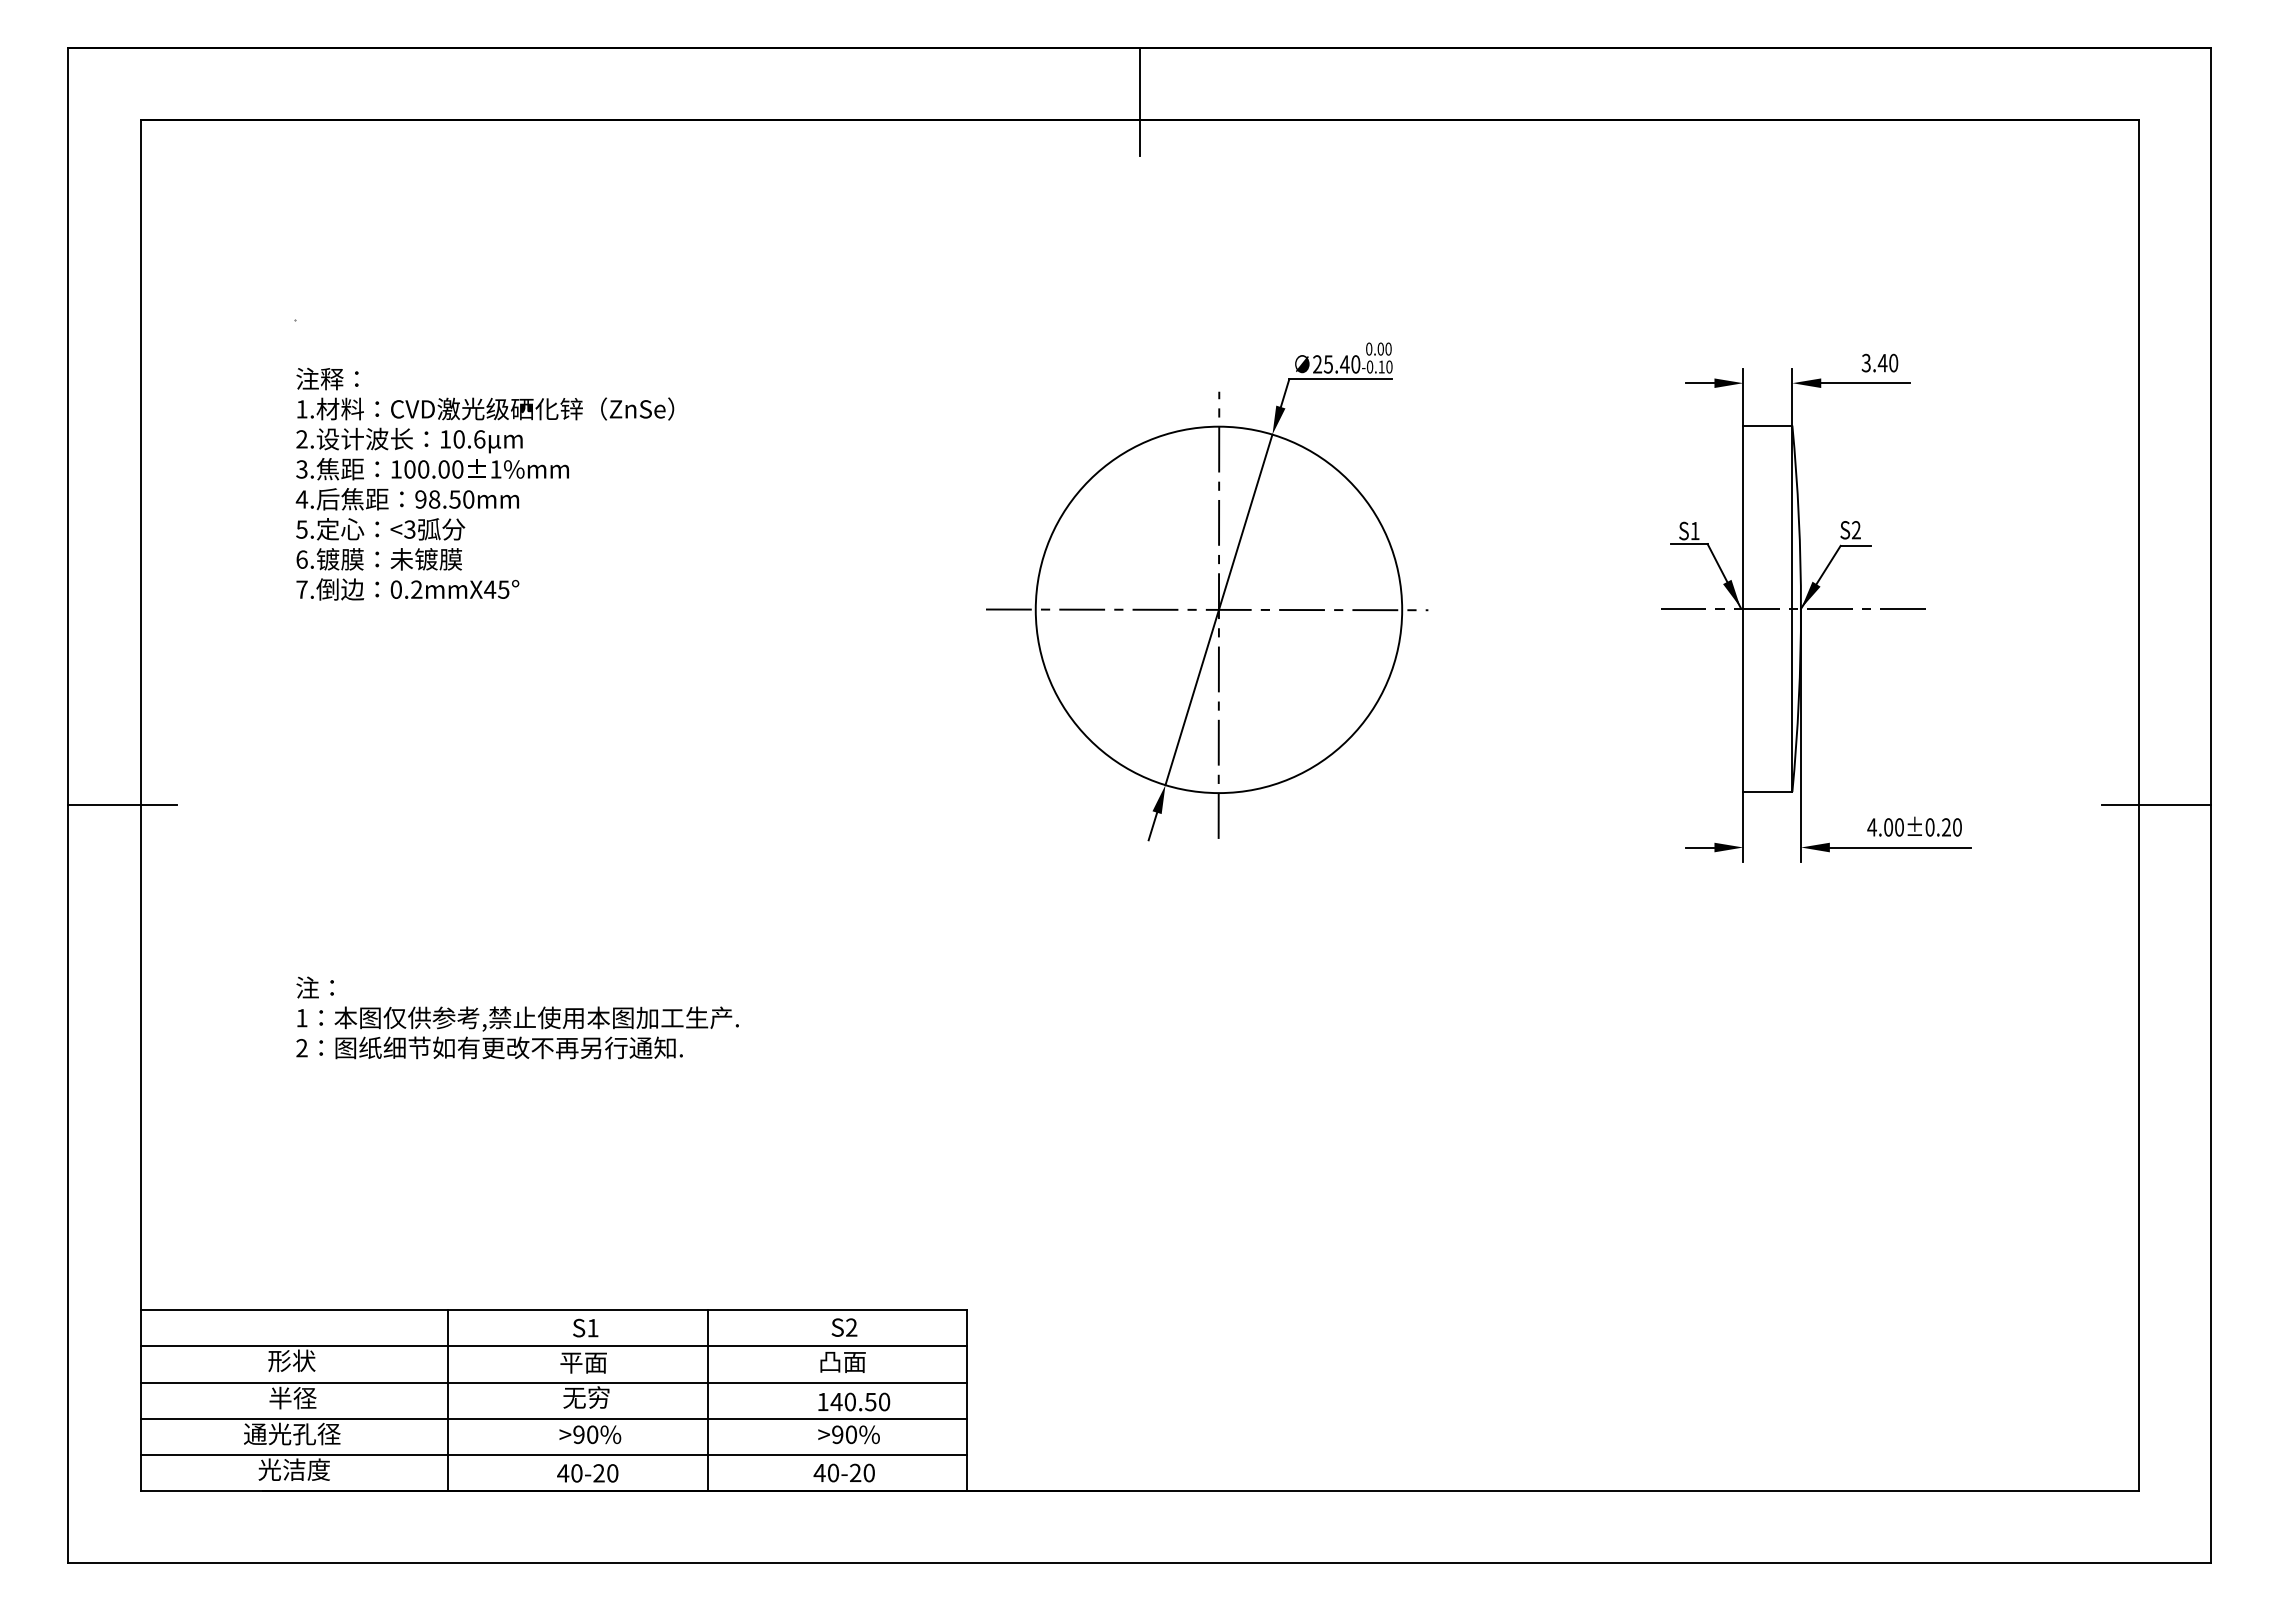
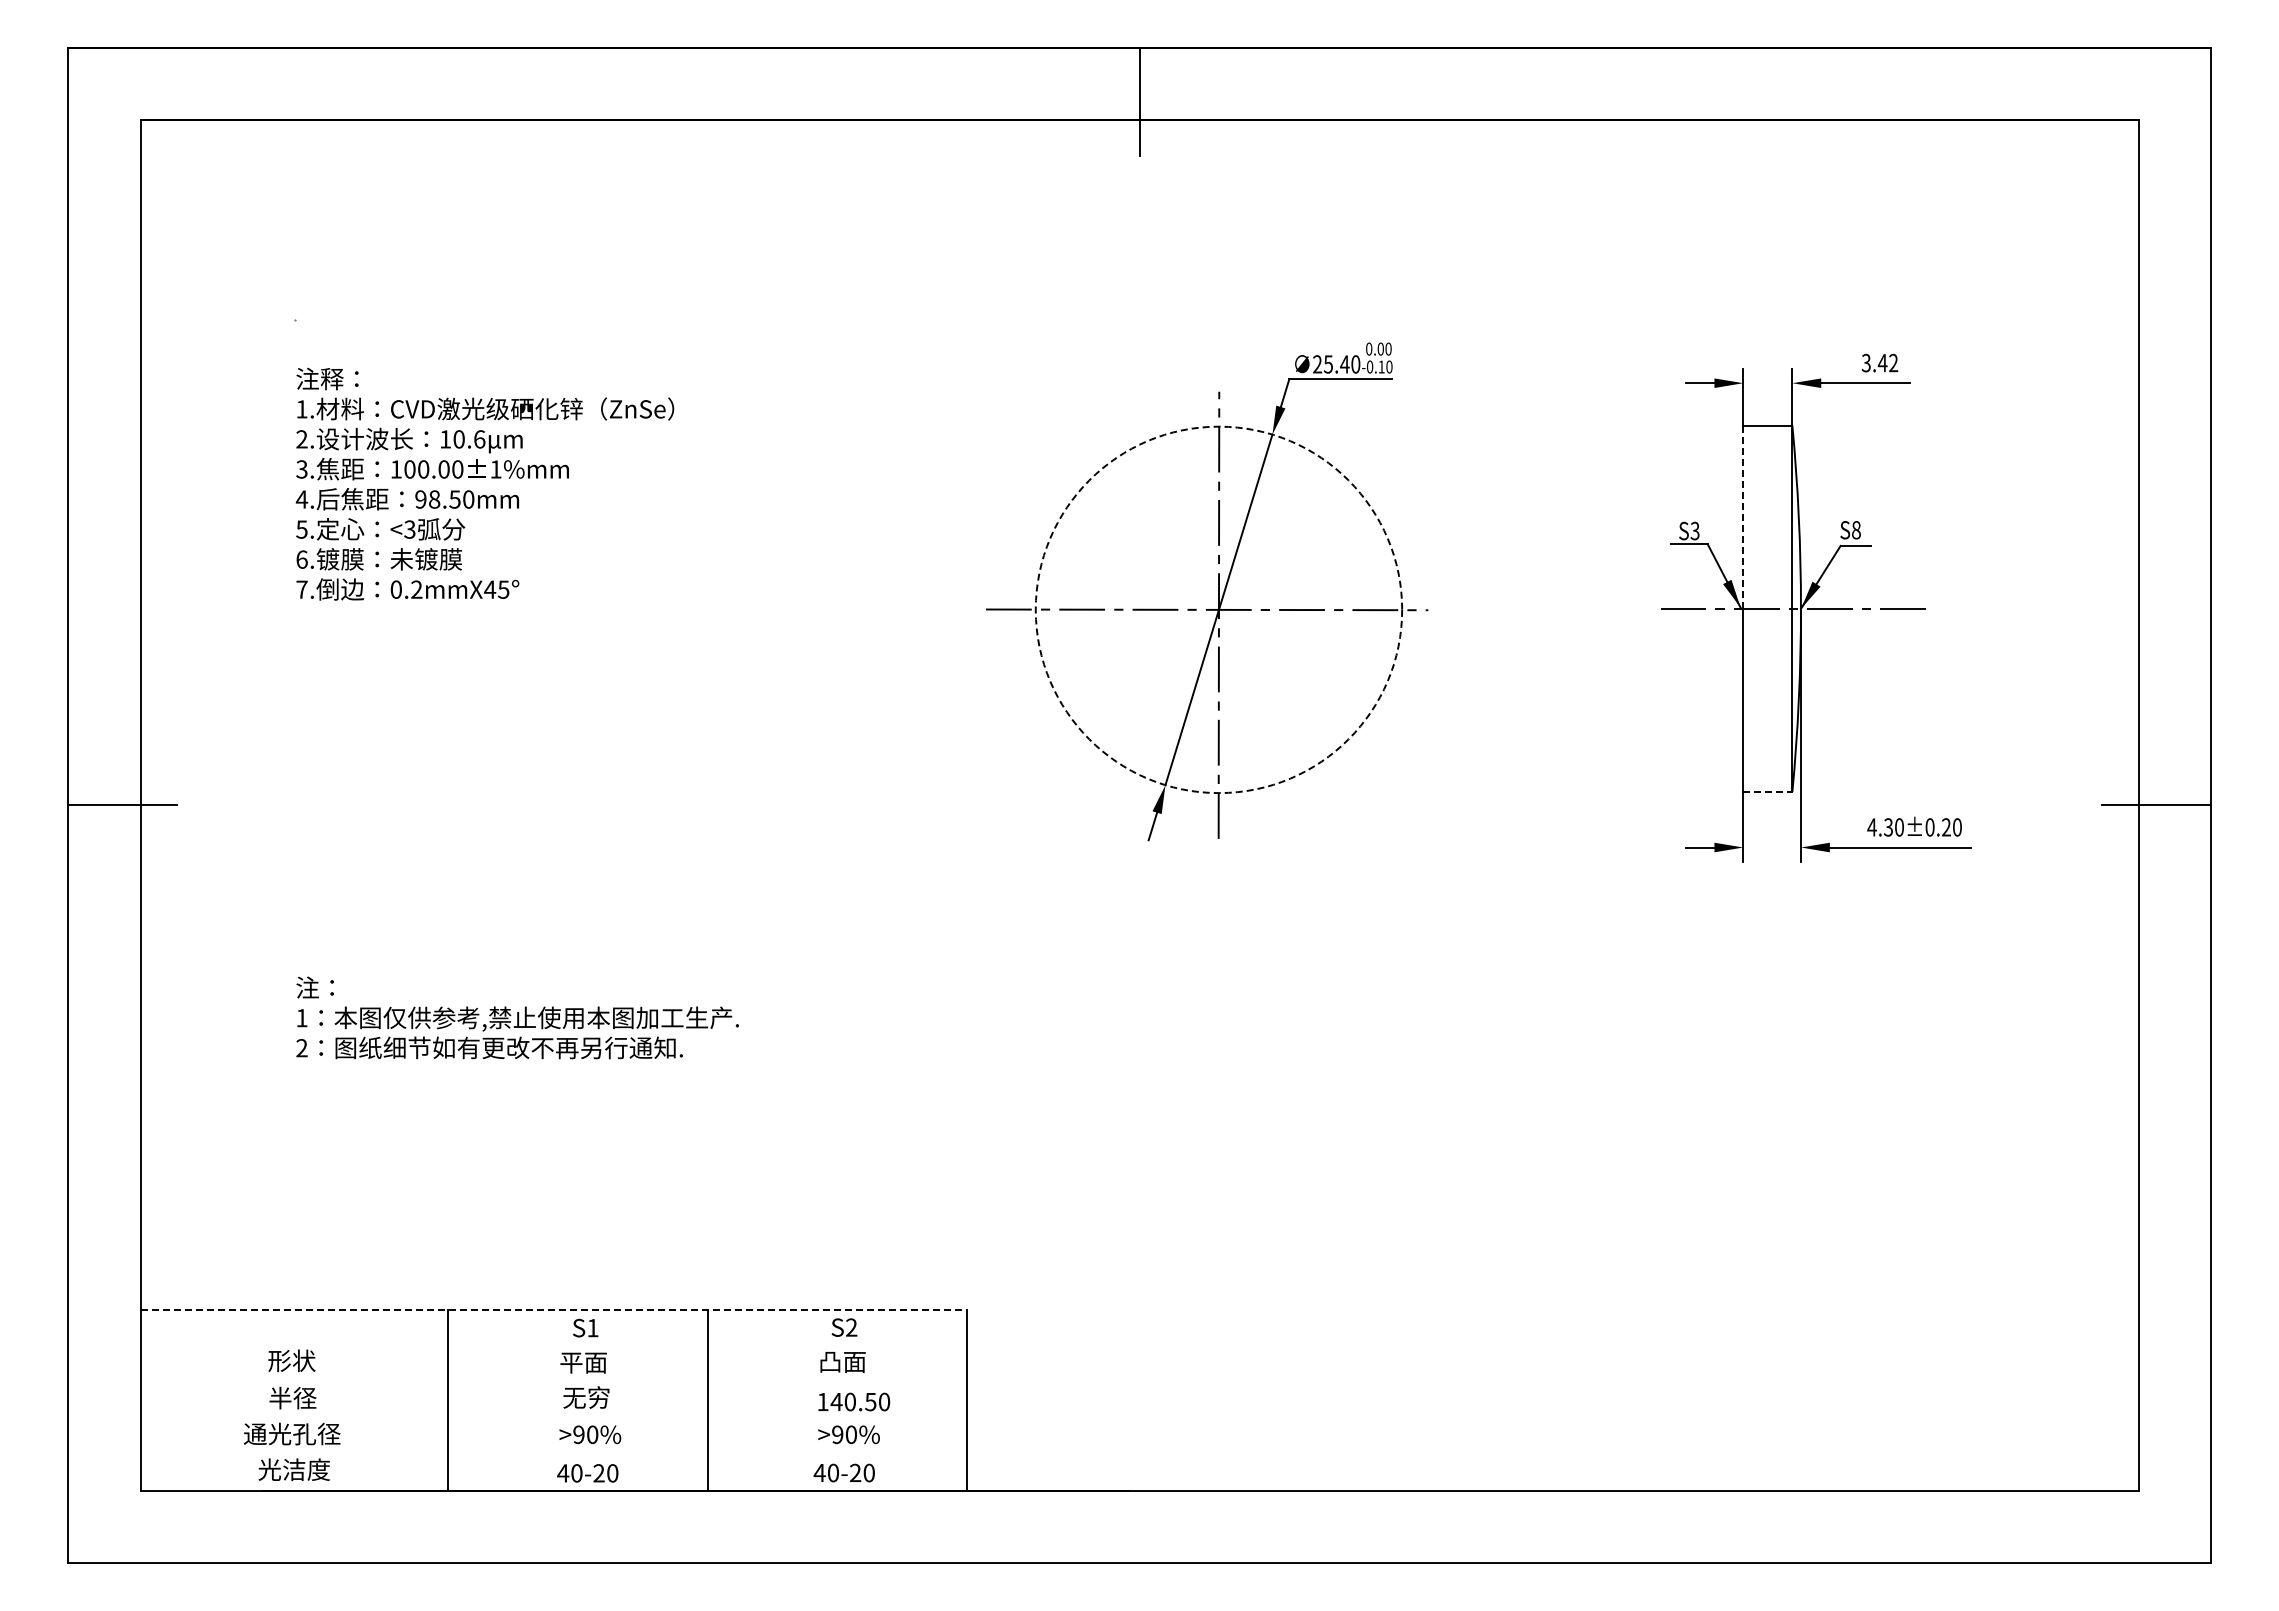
text: 3.40 -> 3.42 (1893, 363)
line: solid -> dashed (1743, 517)
text: S1 -> S3 (1694, 530)
text: S2 -> S8 (1855, 530)
circle: solid -> dashed (1218, 609)
line: solid -> dashed (1767, 791)
text: 4.00±0.20 -> 4.30±0.20 (1888, 827)
line: solid -> dashed (554, 1310)
line: present -> none (553, 1346)
line: present -> none (553, 1382)
line: present -> none (553, 1418)
line: present -> none (553, 1454)
